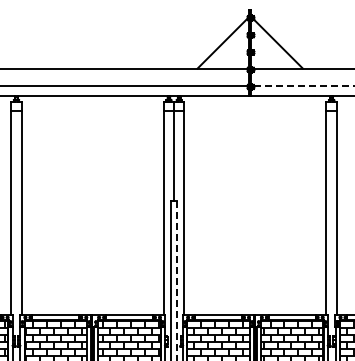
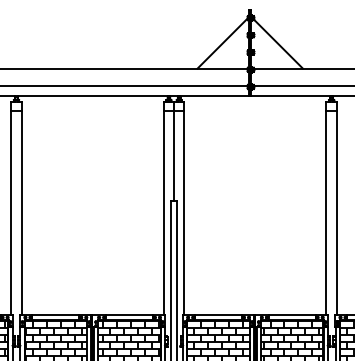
line: dashed -> solid (303, 85)
line: dashed -> solid (176, 281)
